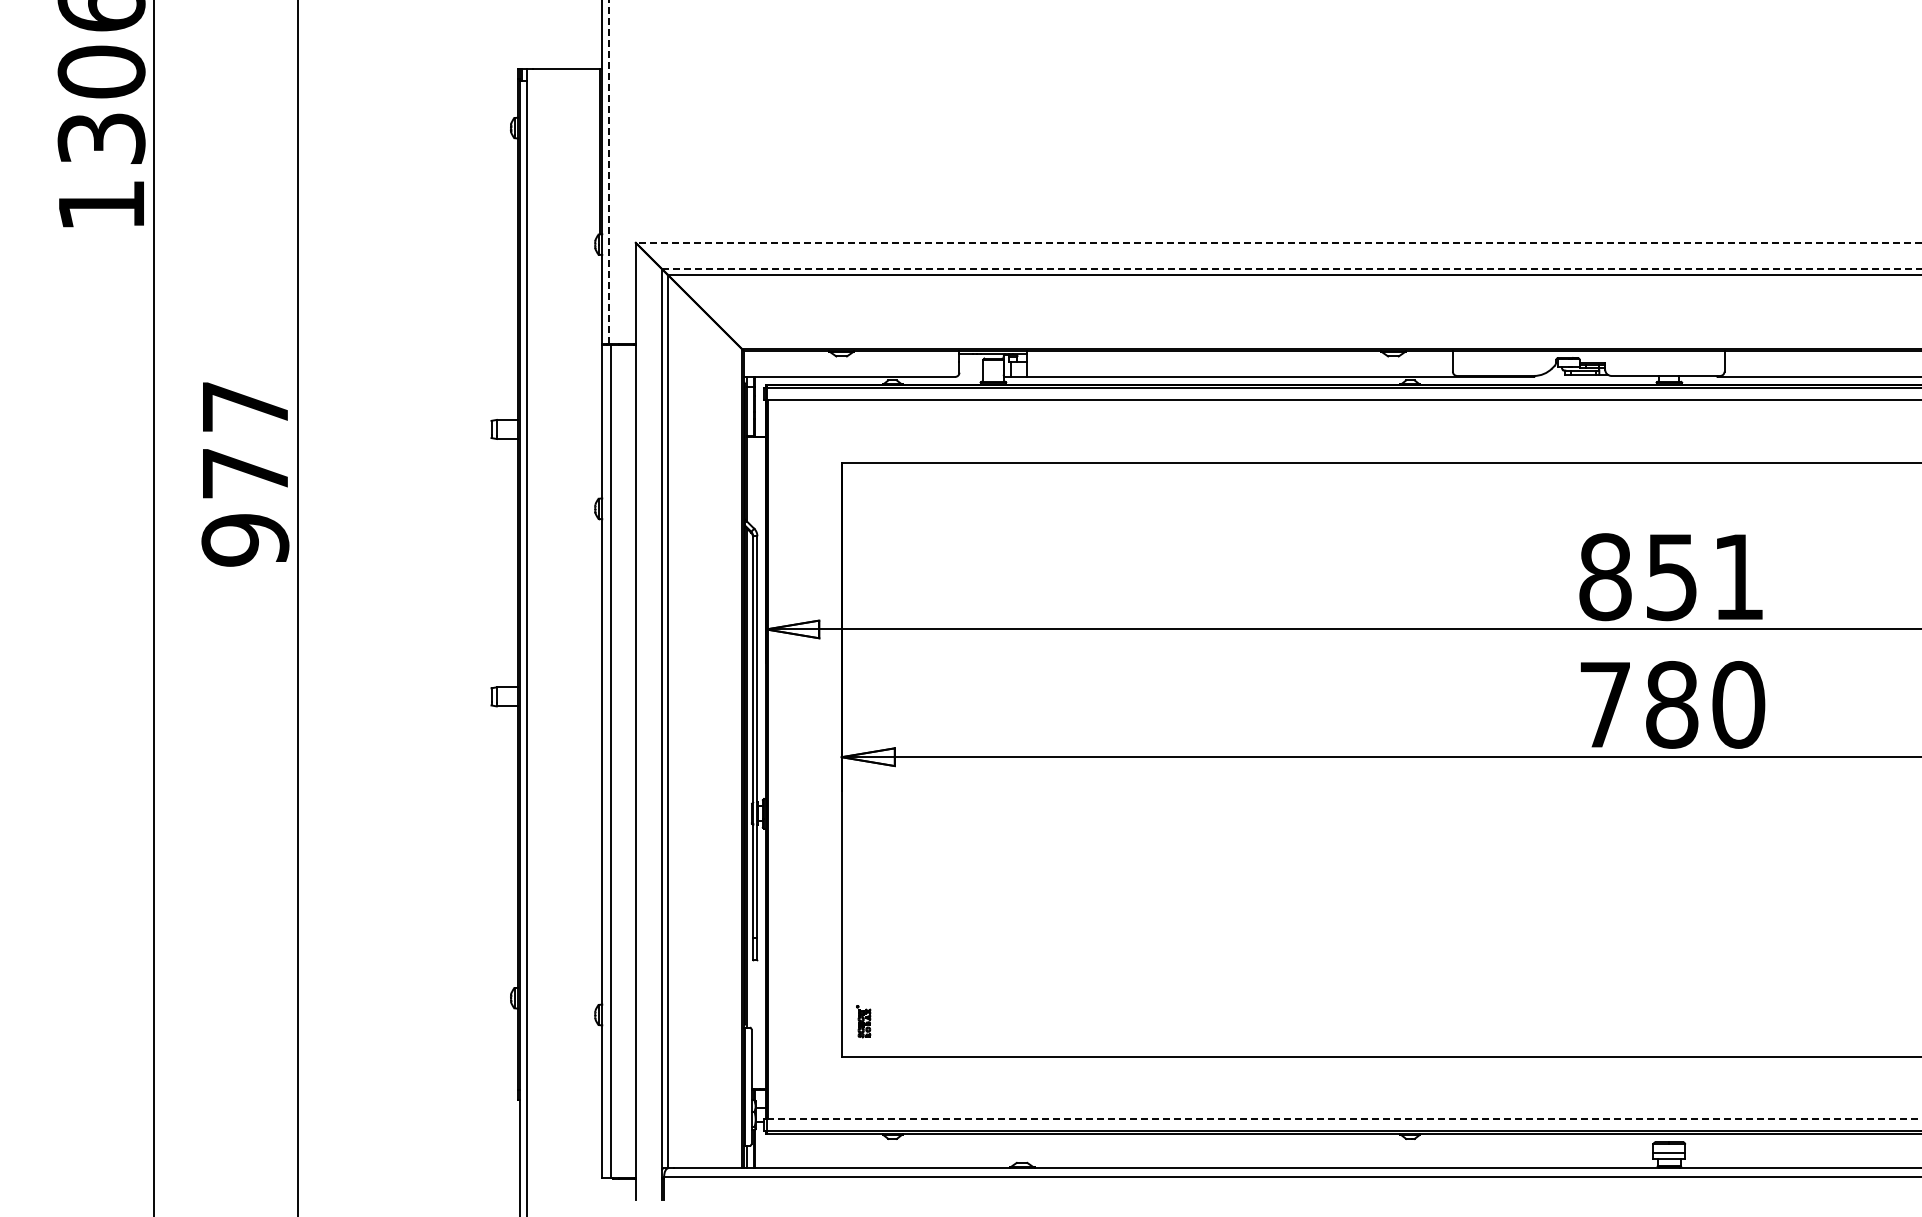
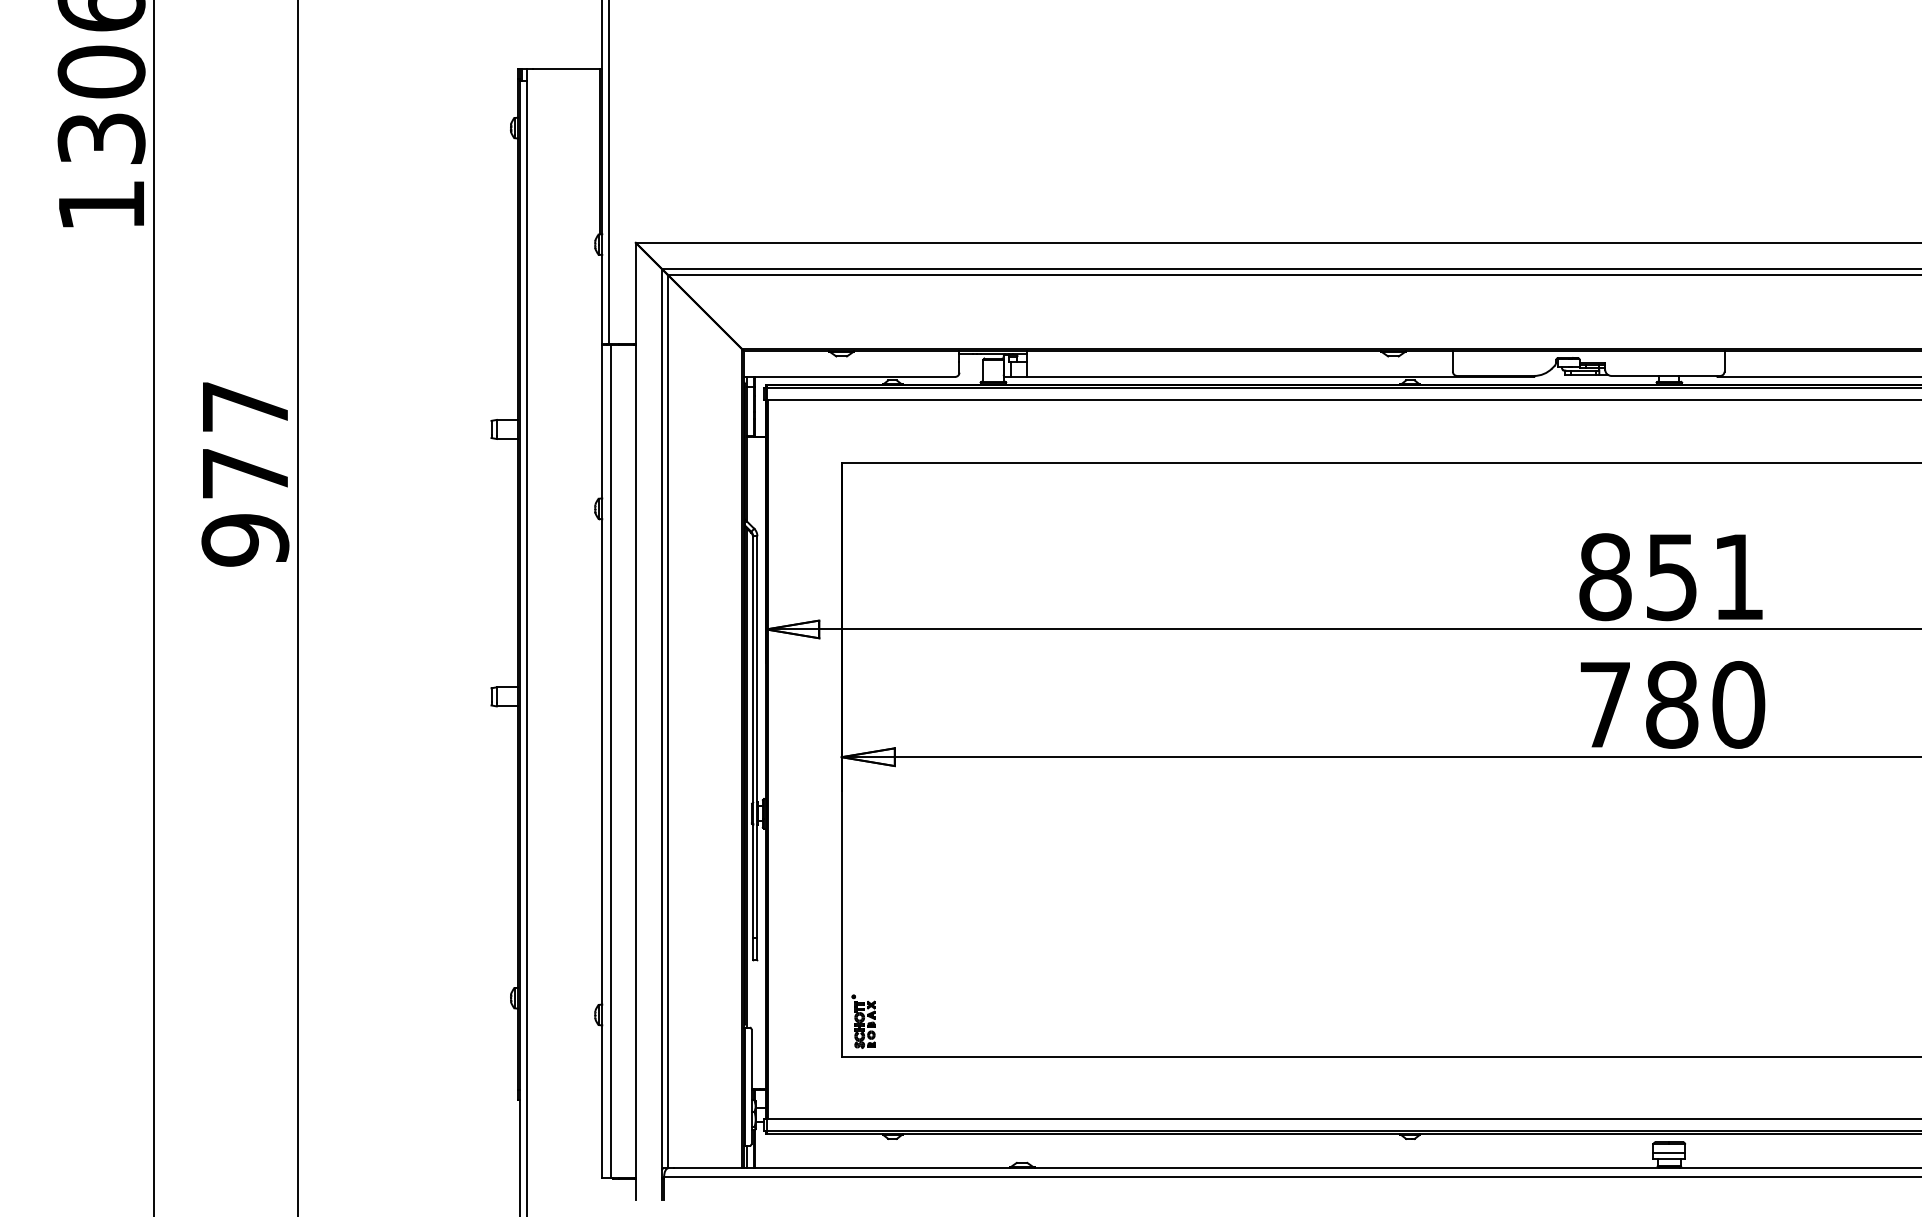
line: dashed -> solid (608, 172)
line: dashed -> solid (1278, 242)
line: dashed -> solid (1291, 269)
part size: 16x34 px -> 25x55 px (863, 1021)
line: dashed -> solid (1344, 1119)
